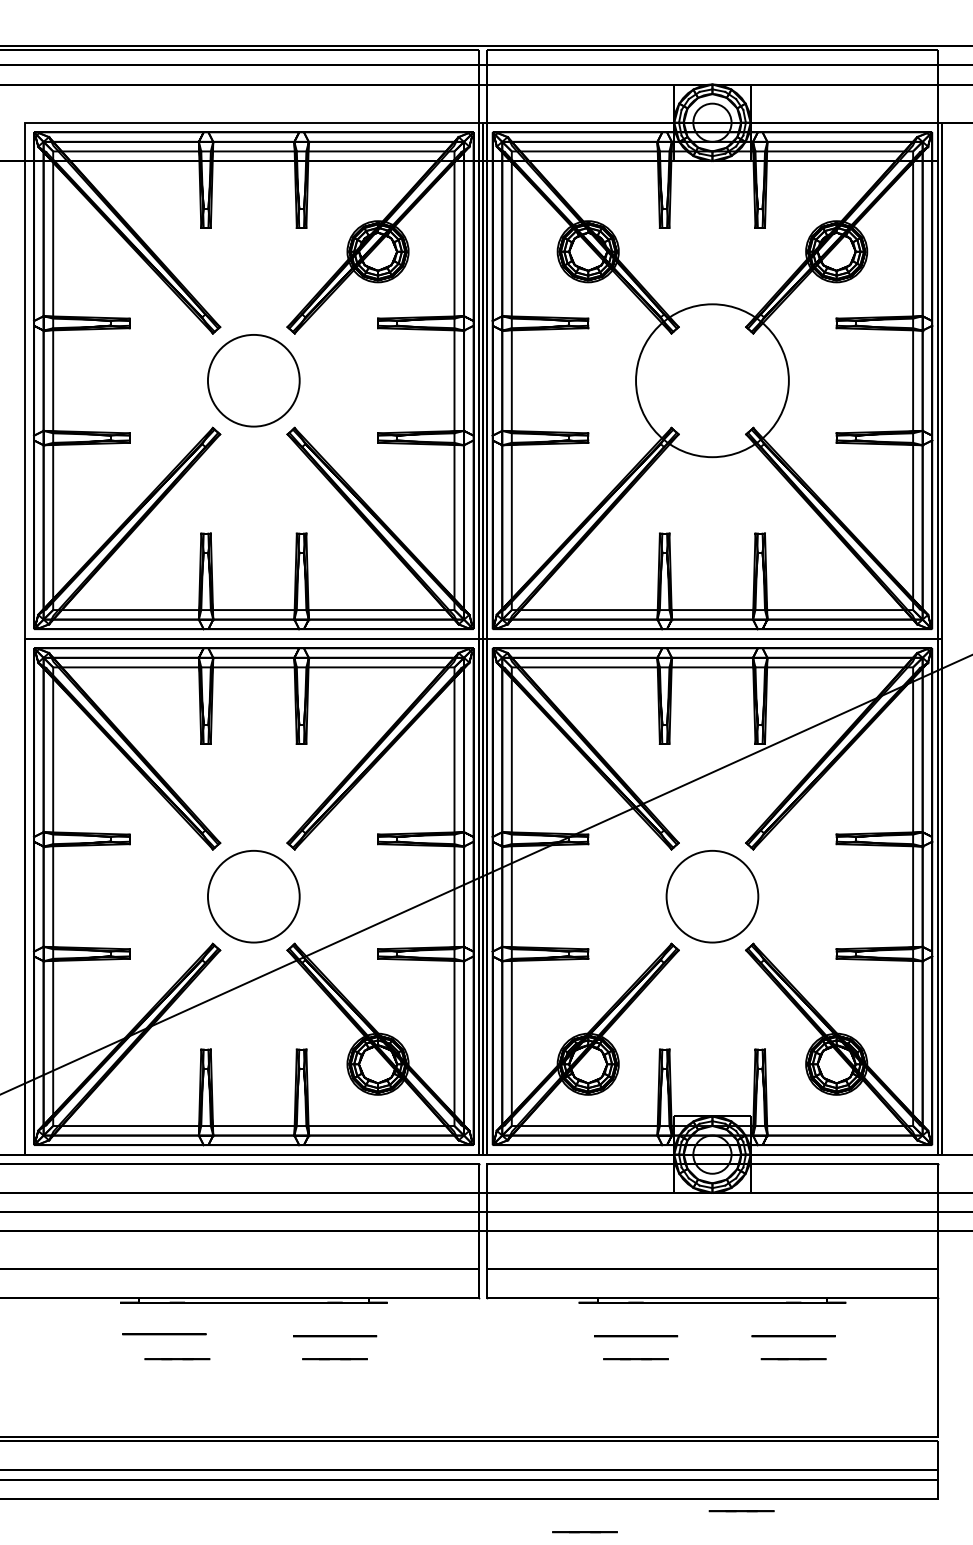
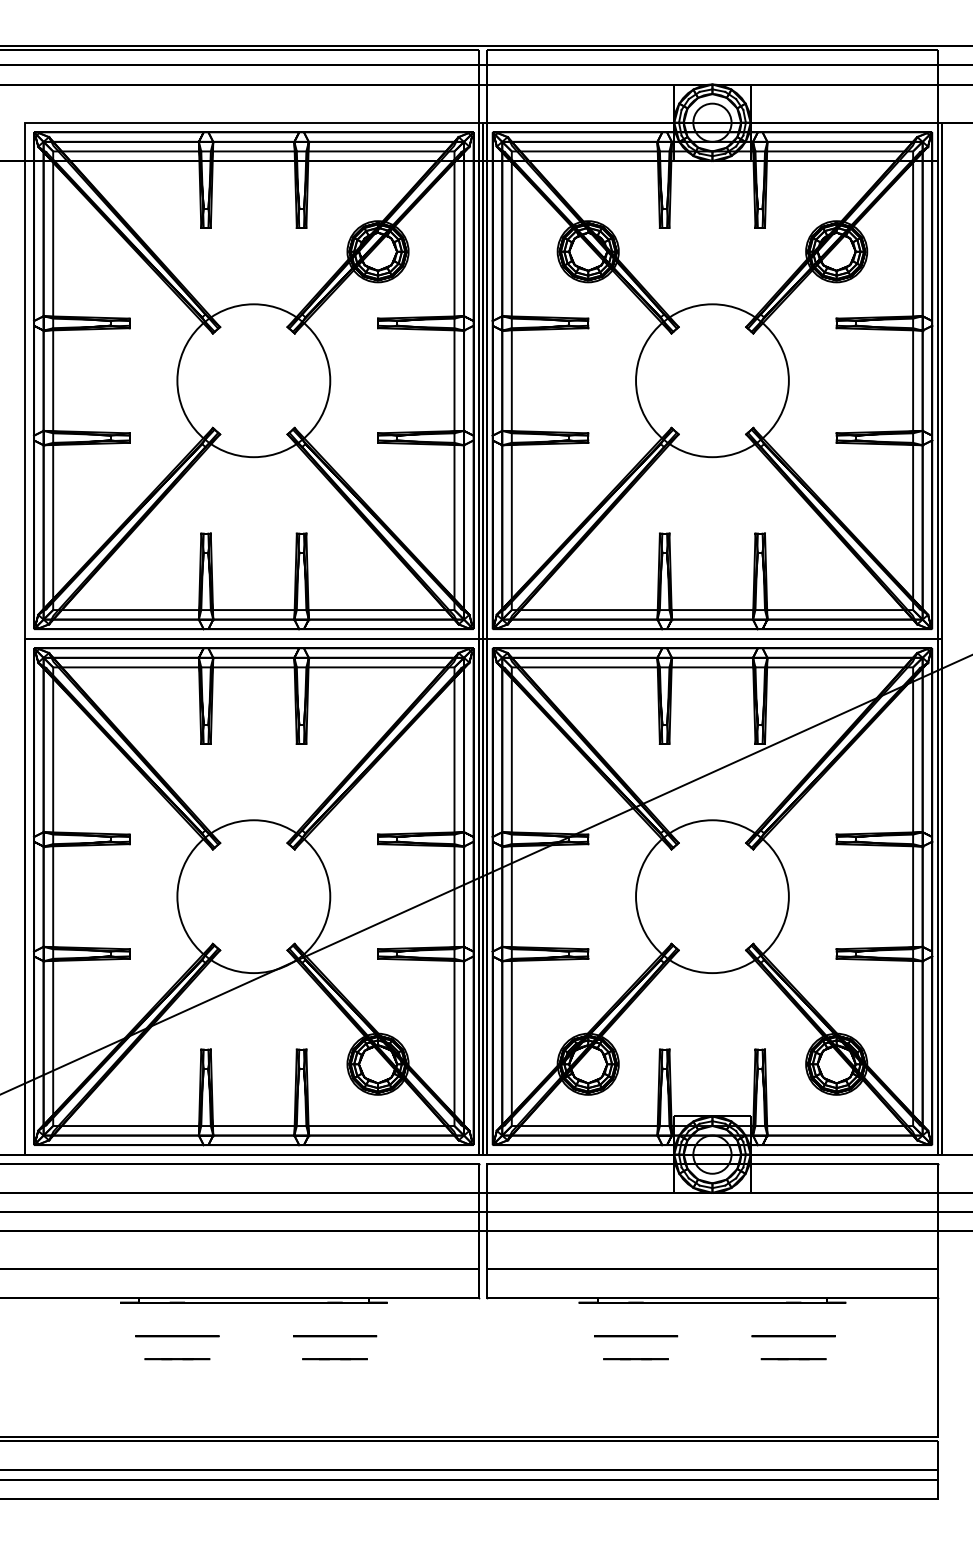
circle diameter: 92 px -> 153 px (253, 380)
circle diameter: 92 px -> 153 px (253, 896)
circle diameter: 92 px -> 153 px (712, 896)
circle position: (164, 1334) -> (177, 1336) (177, 1336)
line: present -> none (741, 1511)
line: present -> none (584, 1532)
